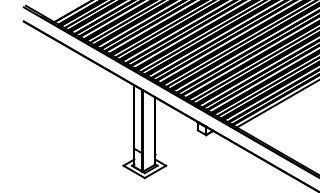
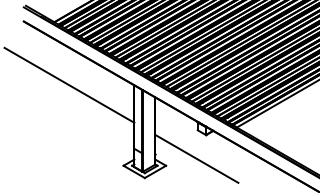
line: none -> present (69, 84)
line: none -> present (196, 158)
